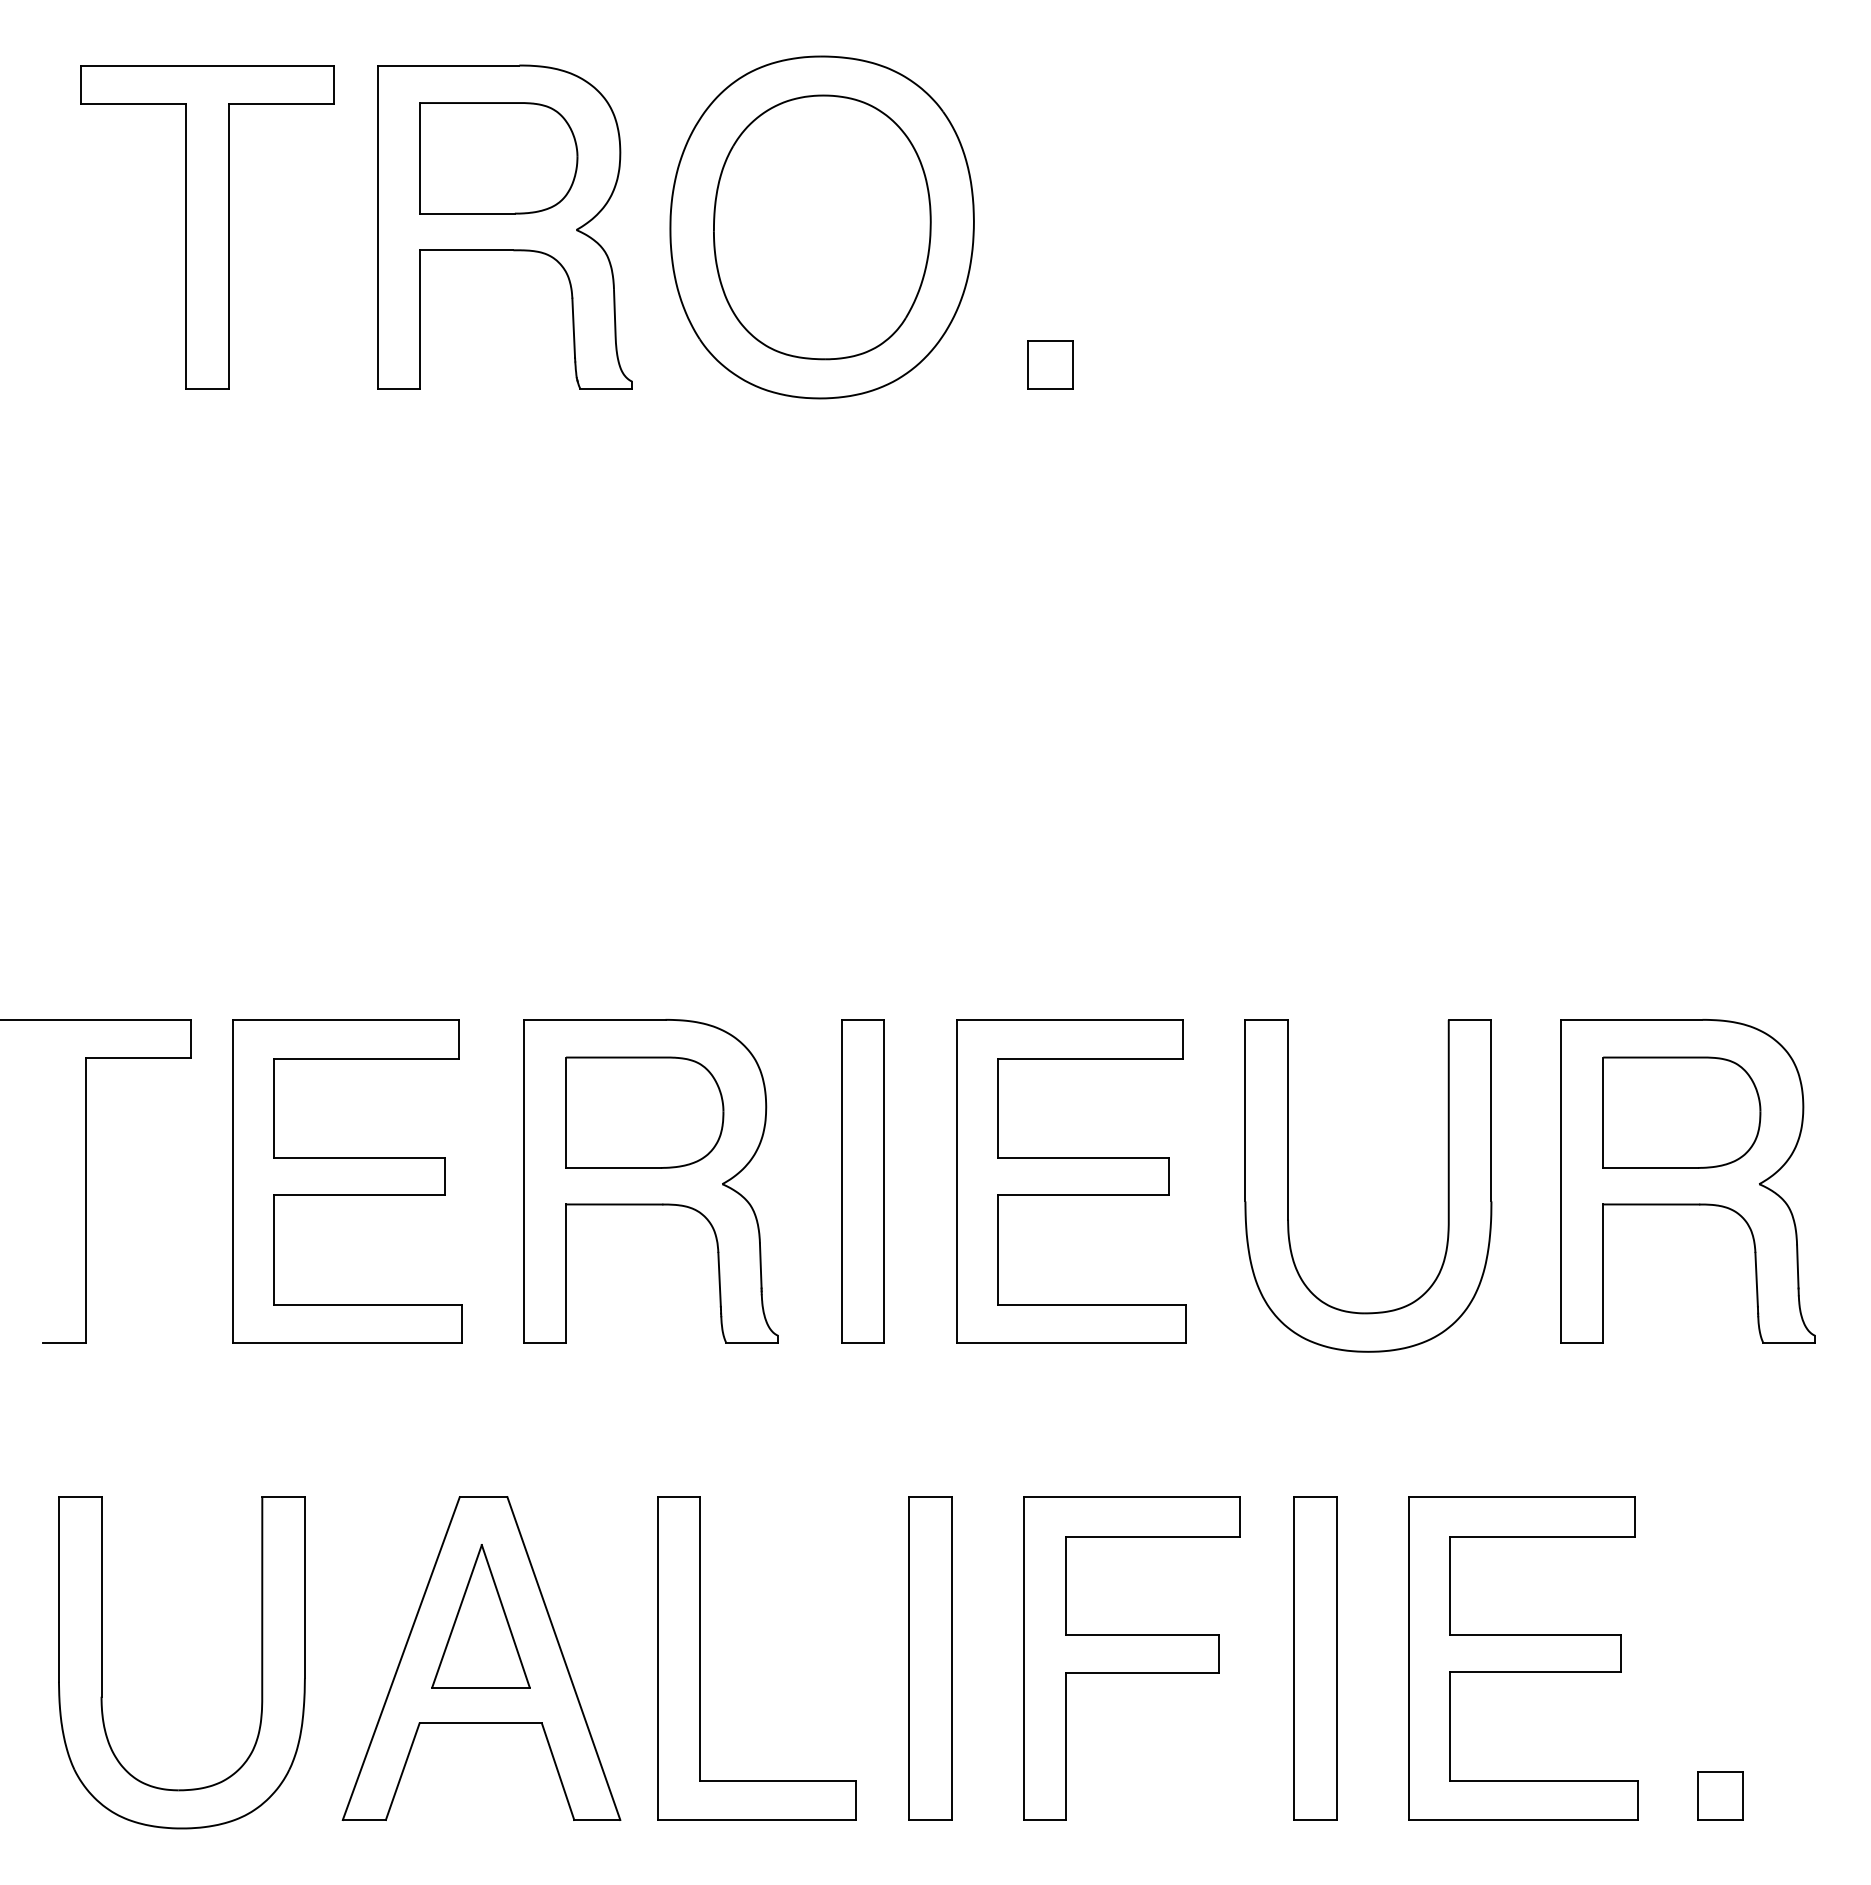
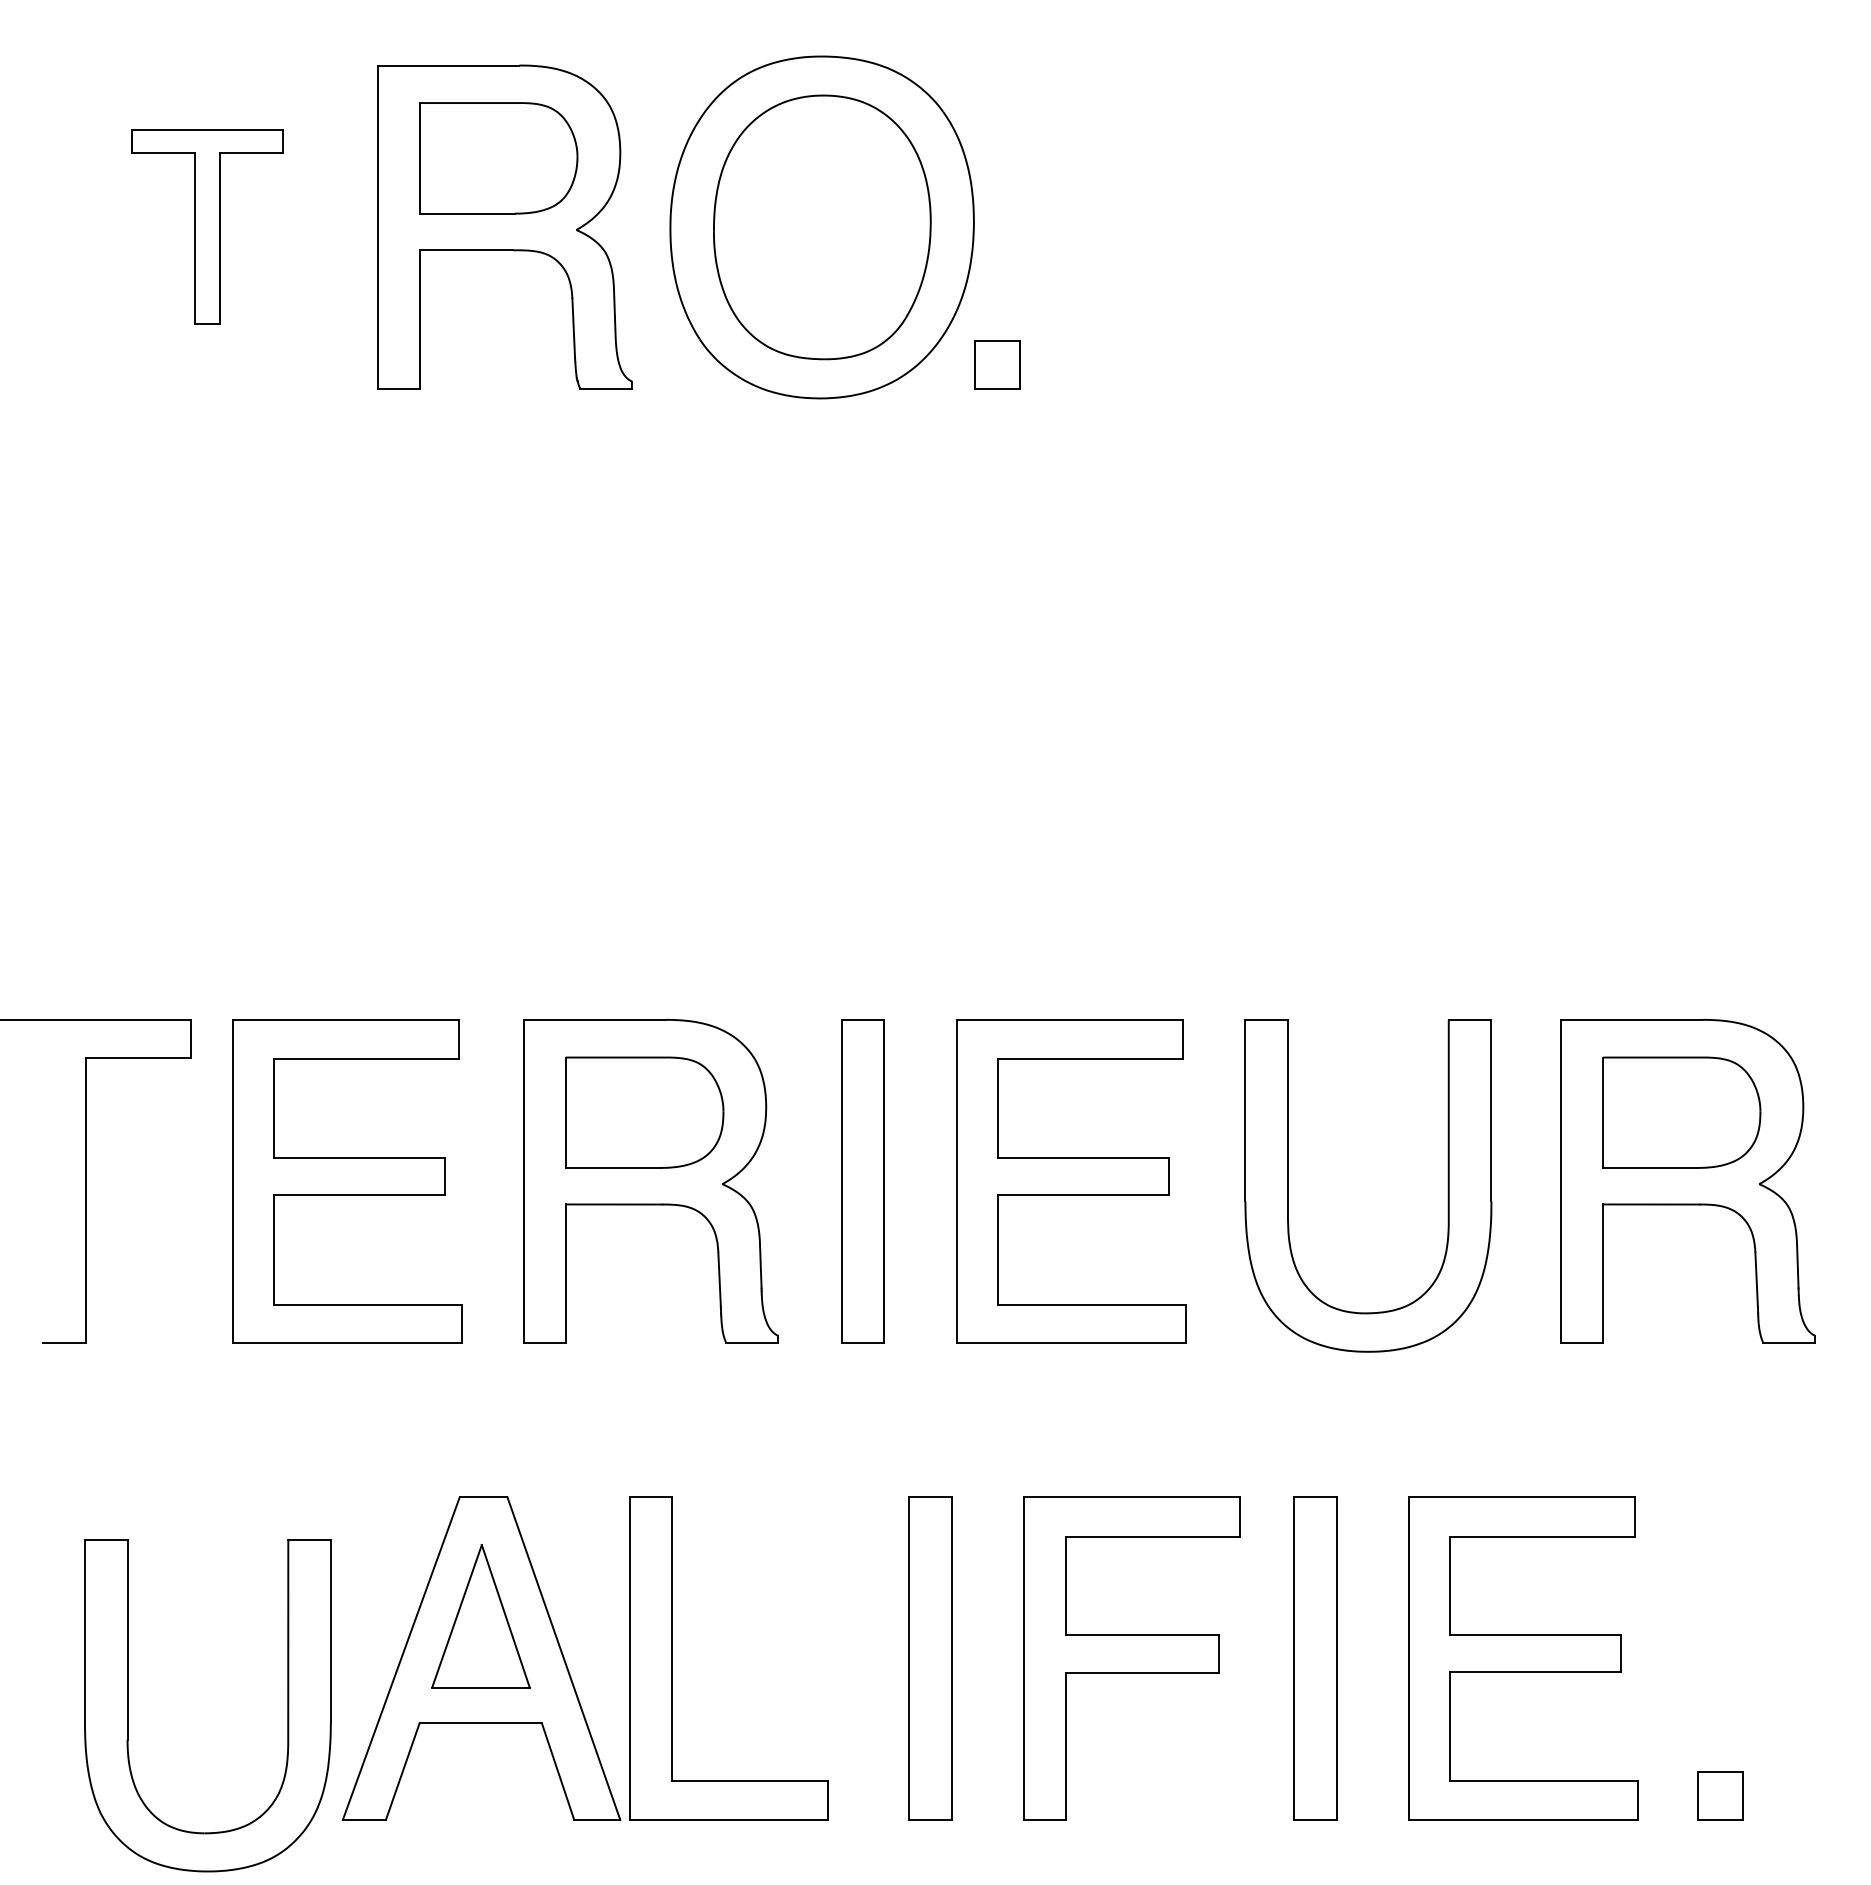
part size: 255x325 px -> 153x196 px (207, 226)
part position: (1050, 364) -> (997, 364) (997, 364)
part position: (700, 1658) -> (672, 1658) (672, 1658)
part position: (102, 1662) -> (128, 1705) (128, 1705)
